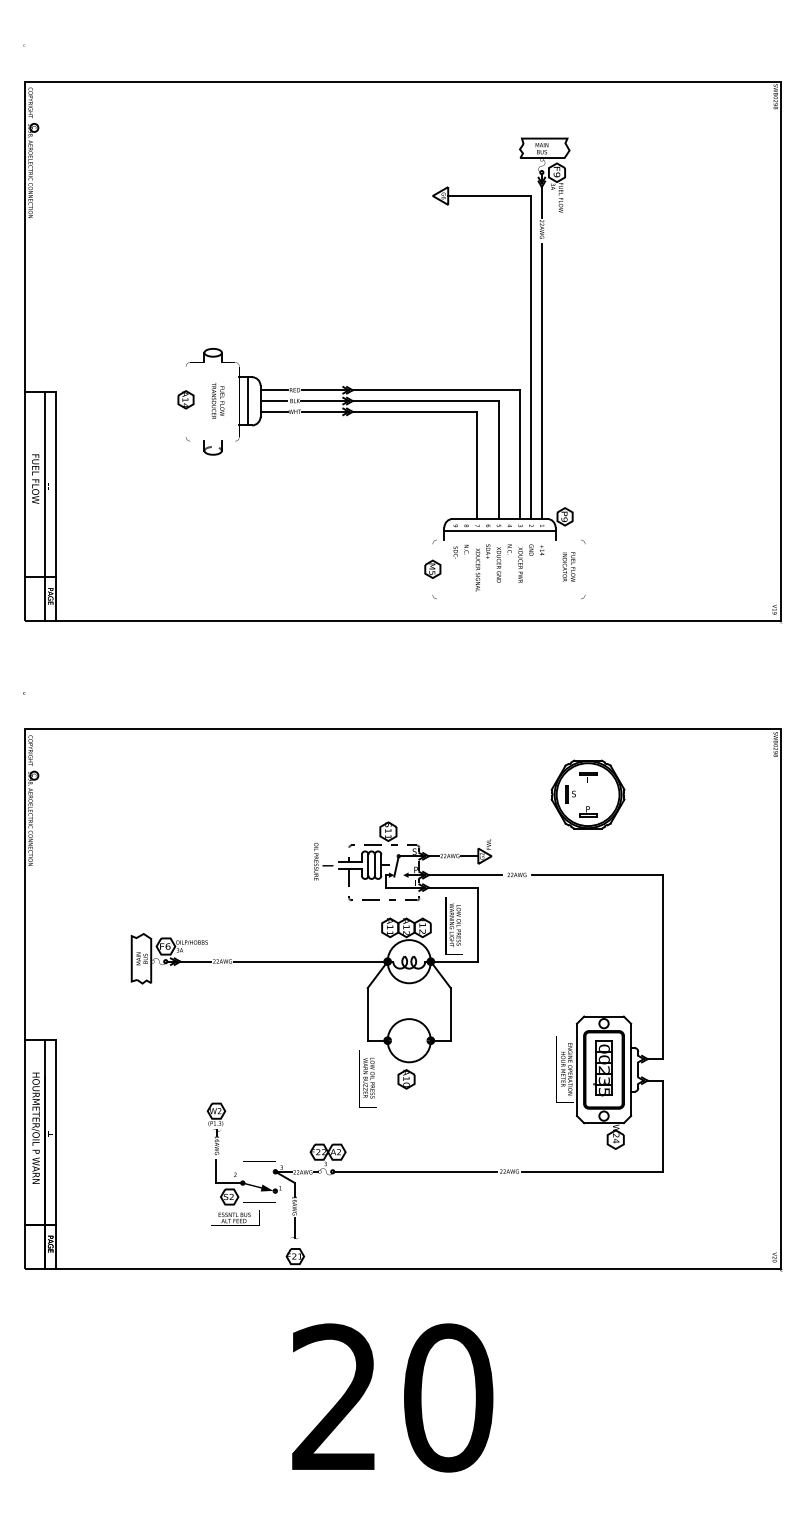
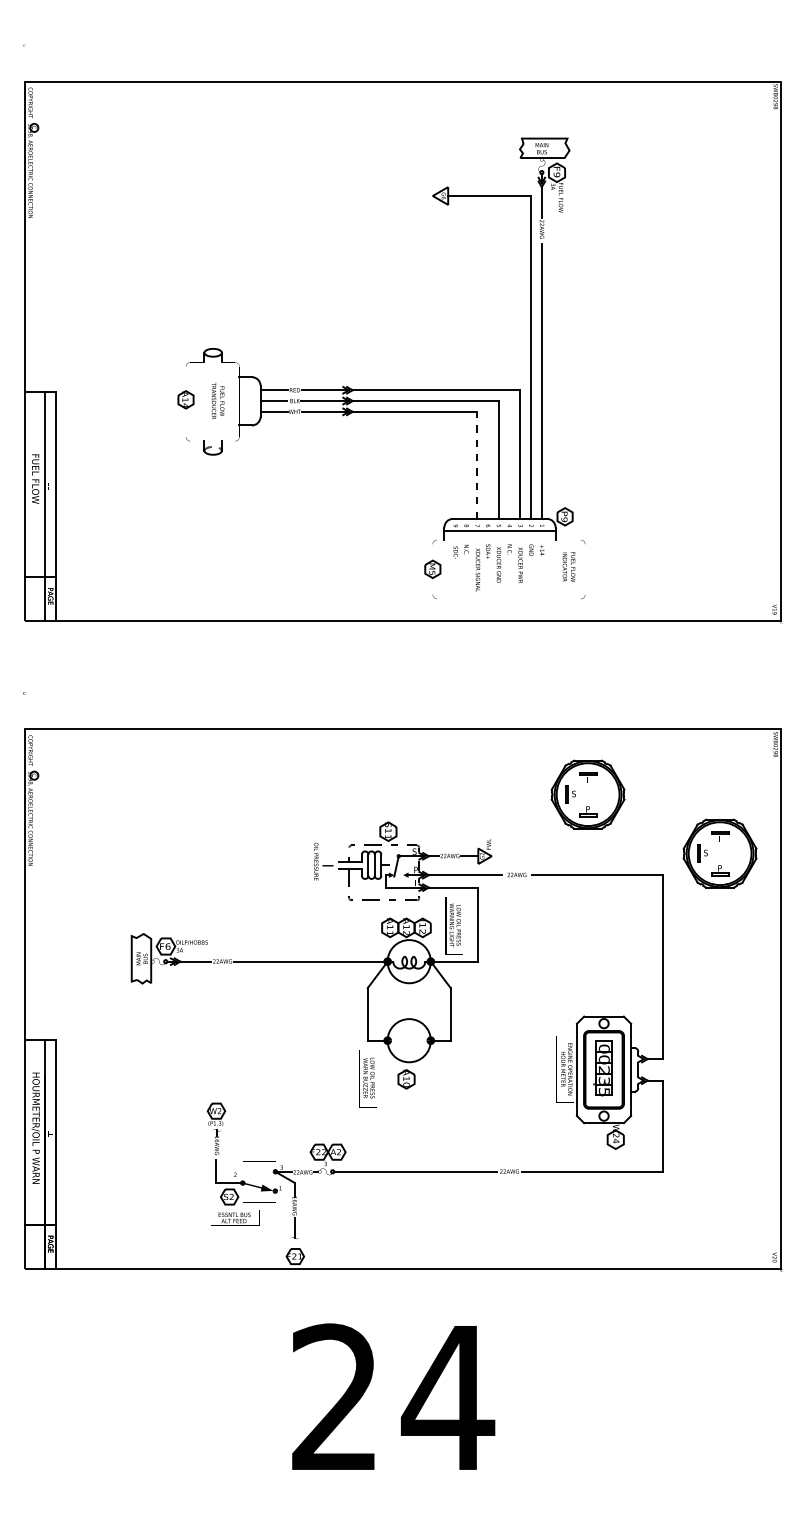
line: present -> none (248, 401)
line: solid -> dashed (477, 465)
part: none -> present (719, 853)
text: 20 -> 24 (447, 1397)
